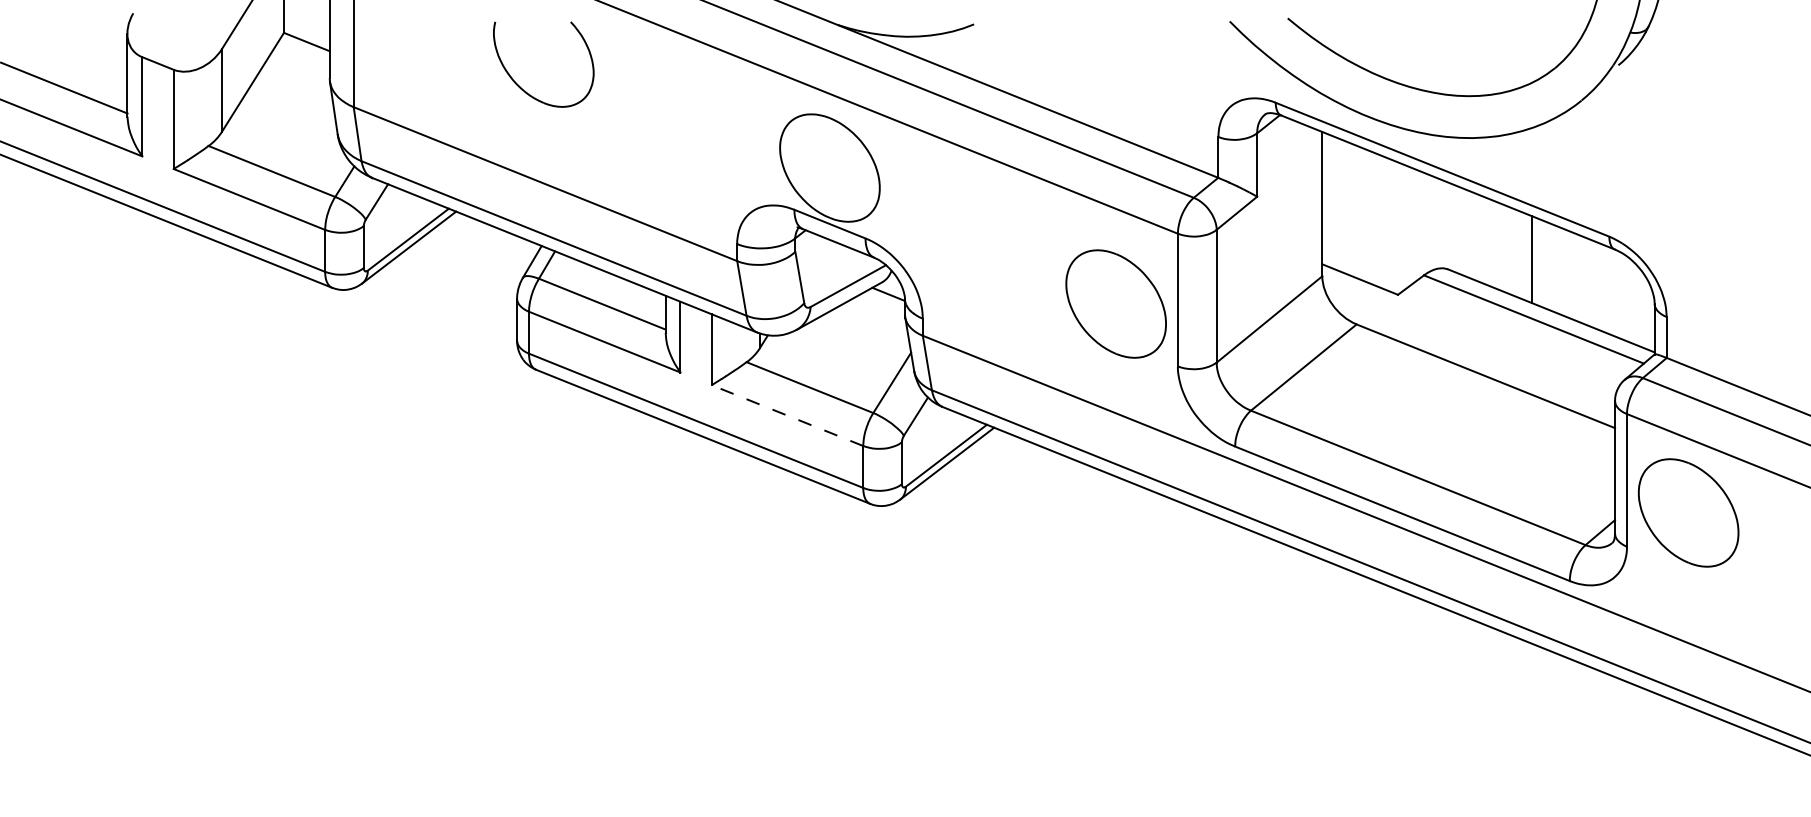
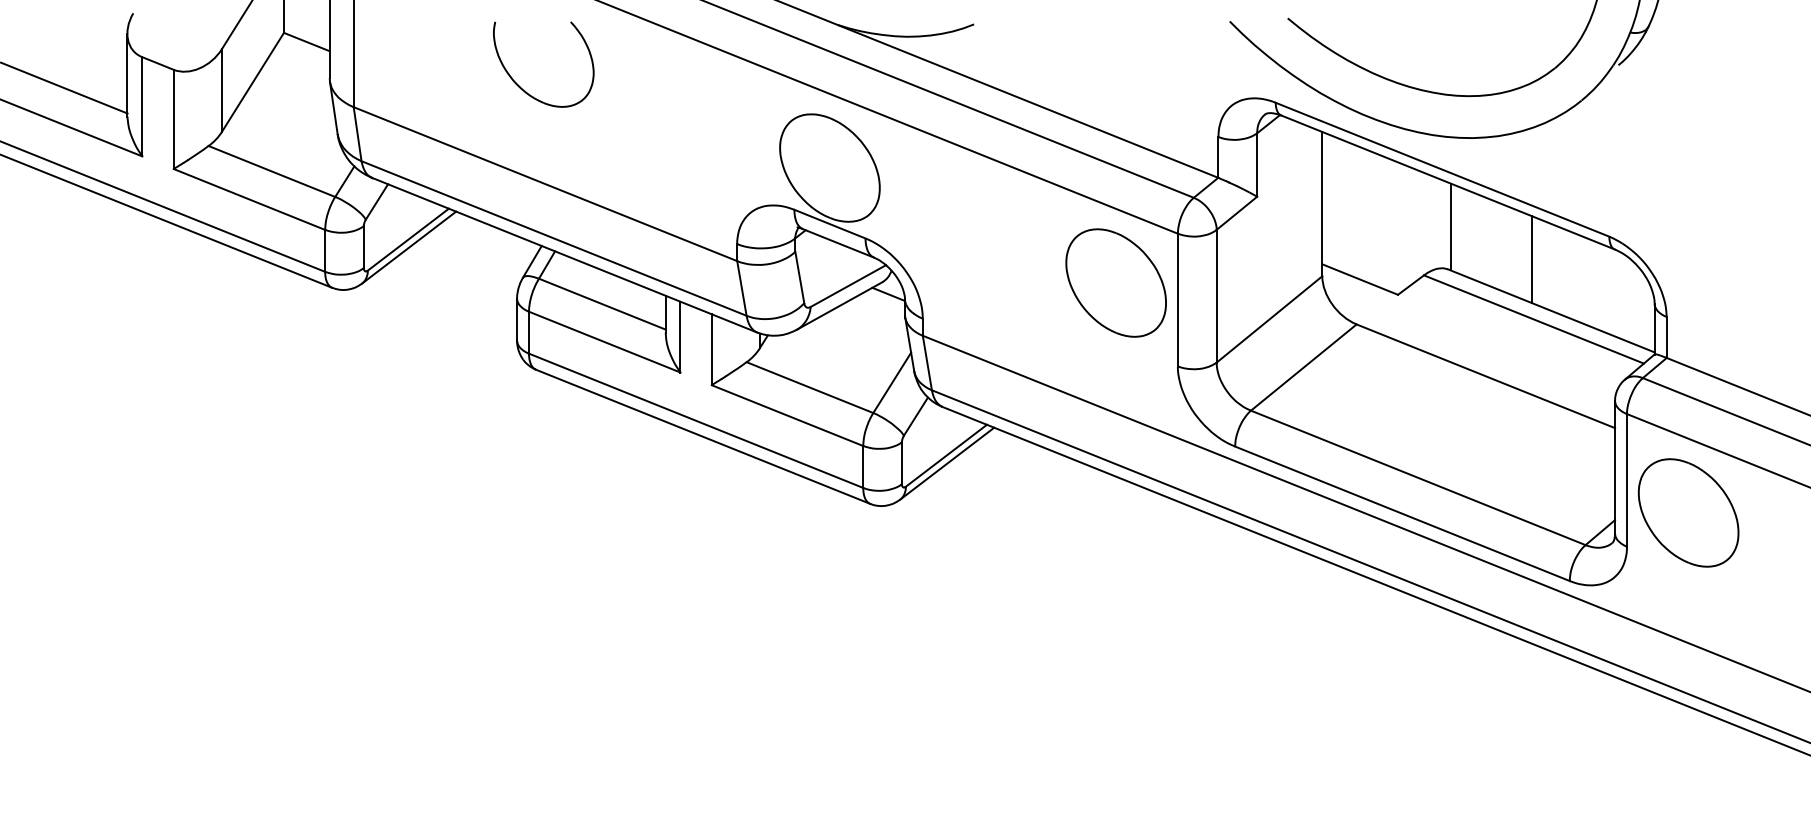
line: none -> present (1450, 226)
part position: (1115, 303) -> (1115, 282) (1115, 282)
line: dashed -> solid (787, 415)
